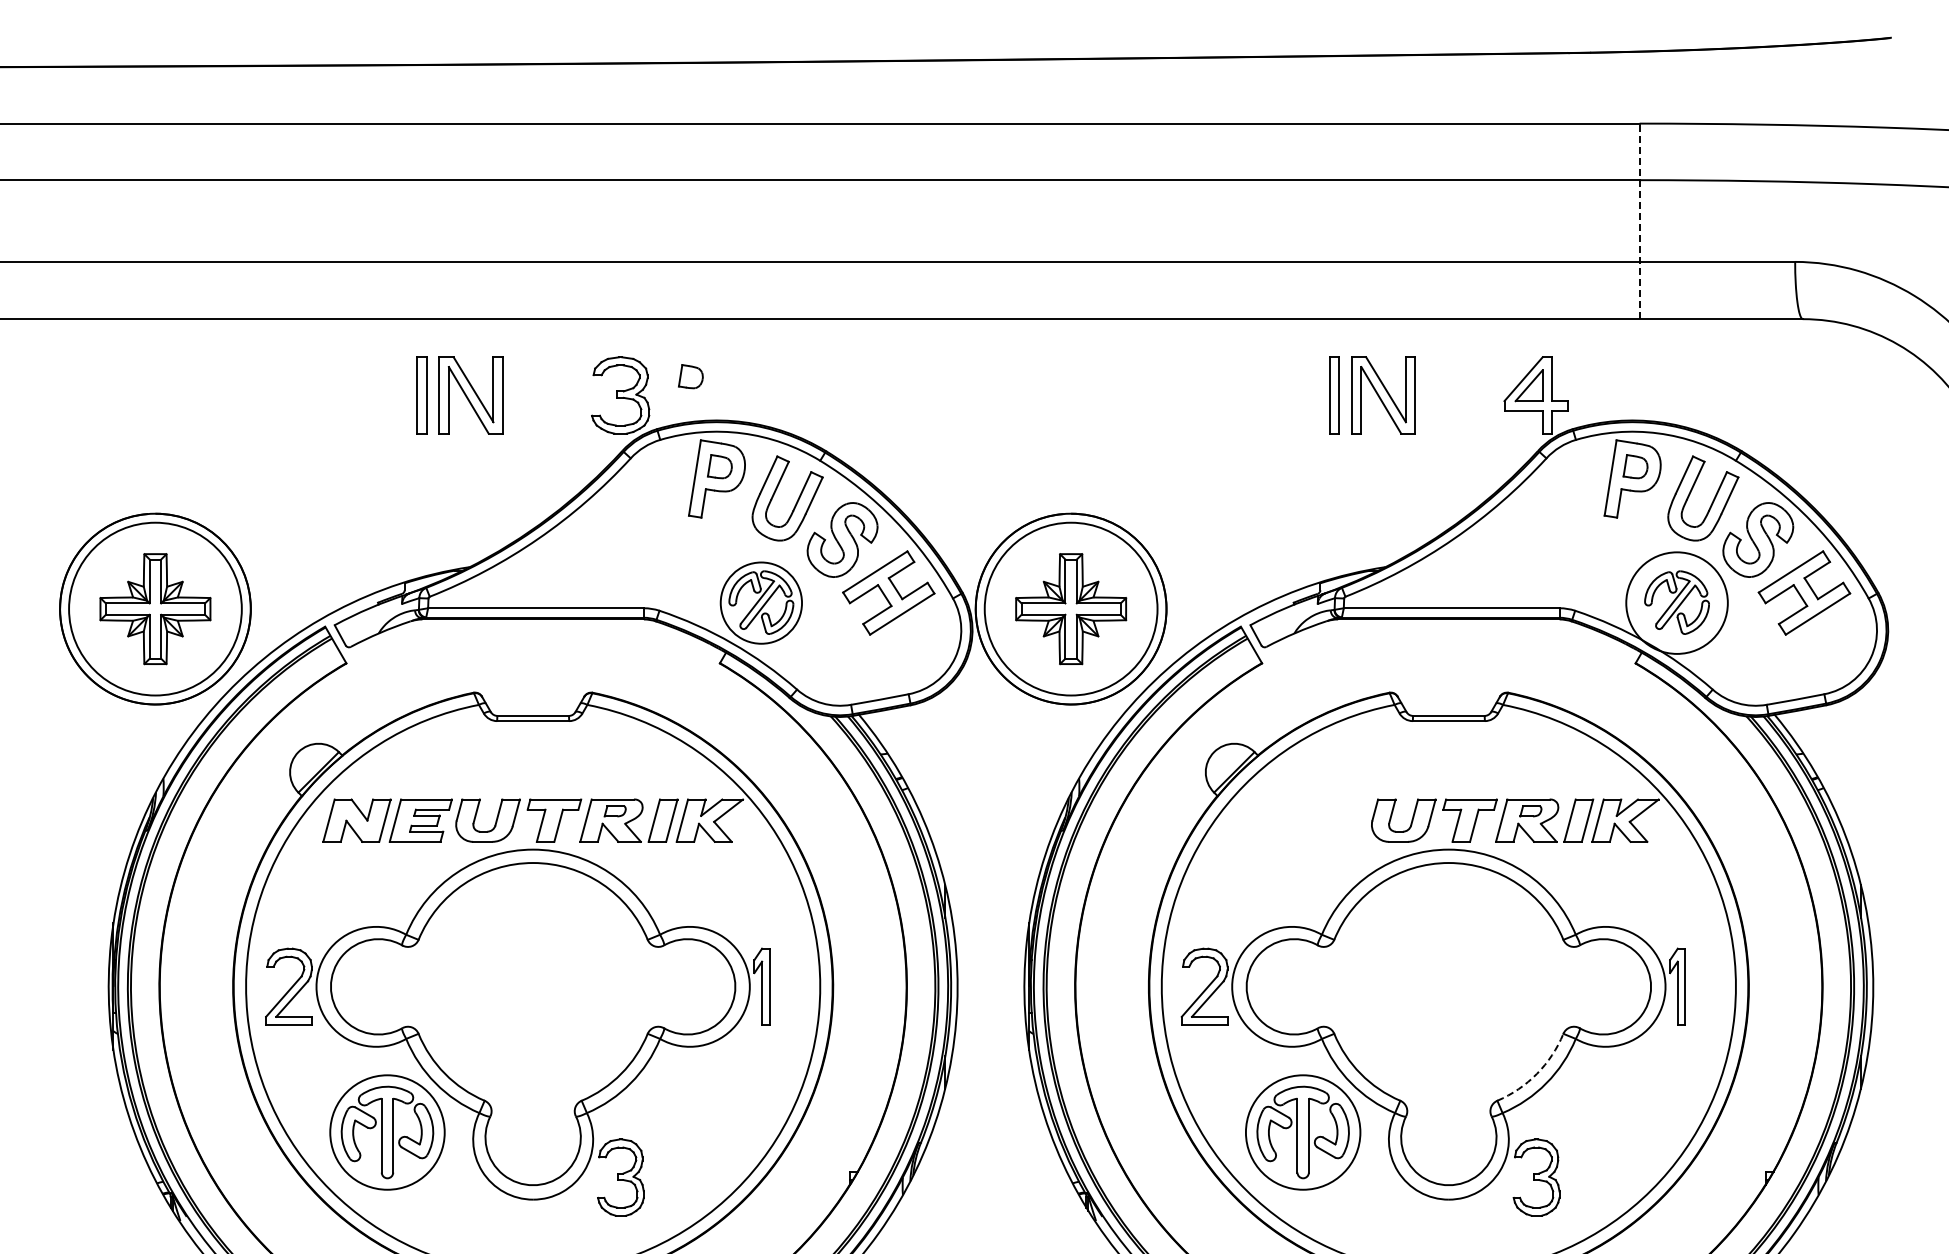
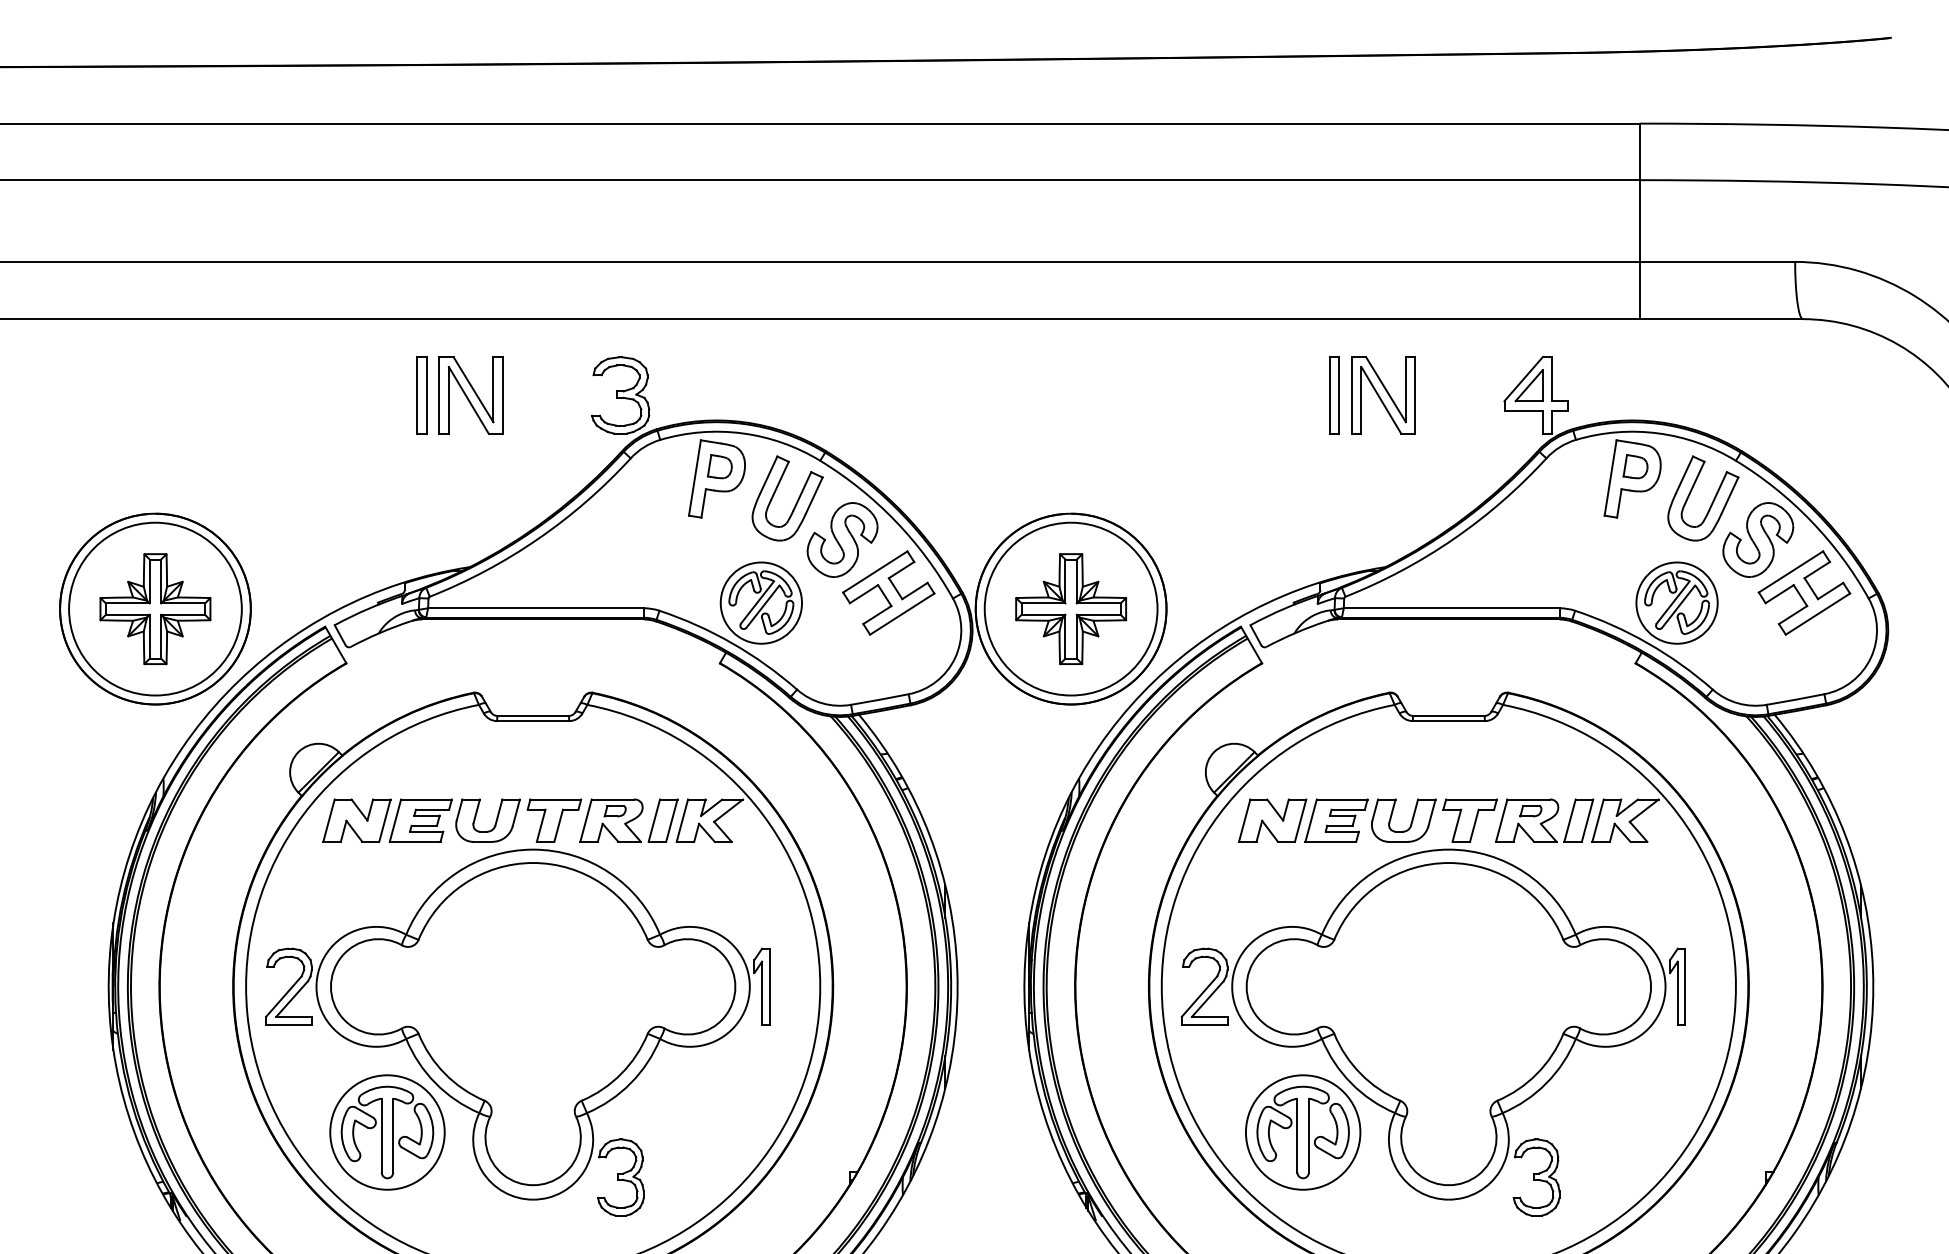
line: dashed -> solid (1639, 221)
part: present -> none (690, 376)
circle diameter: 102 px -> 81 px (1676, 602)
part: none -> present (1303, 820)
arc: dashed -> solid (1537, 1073)
